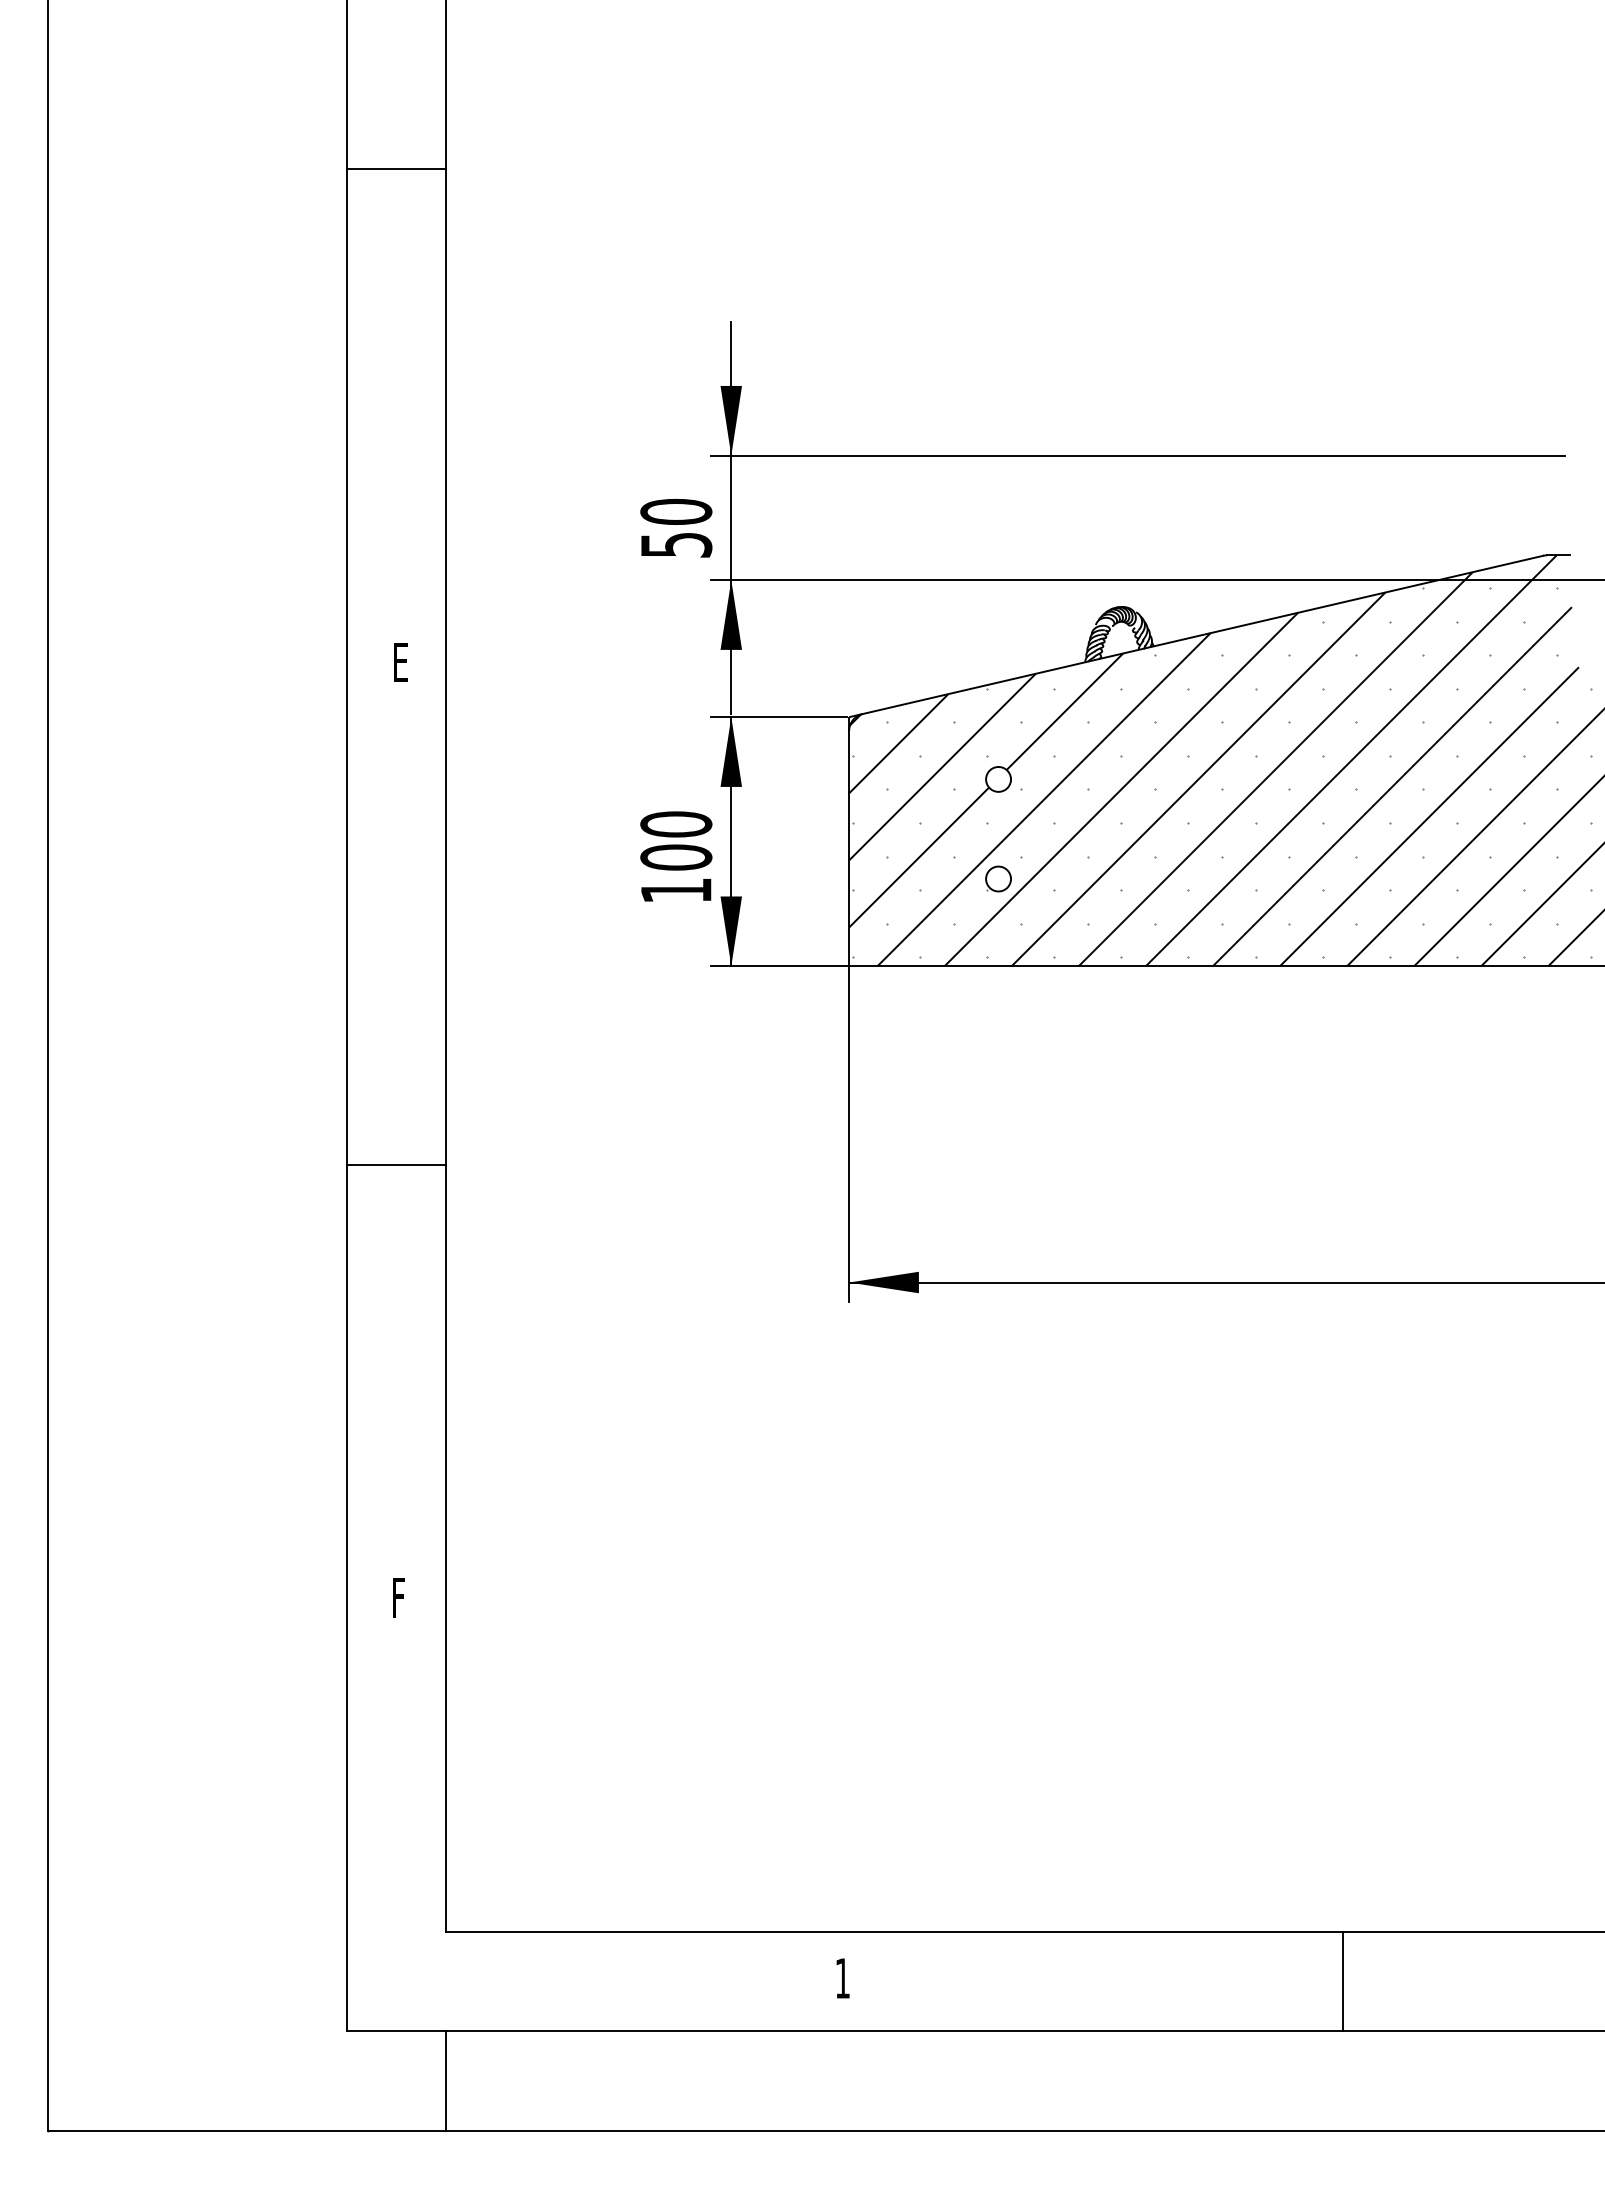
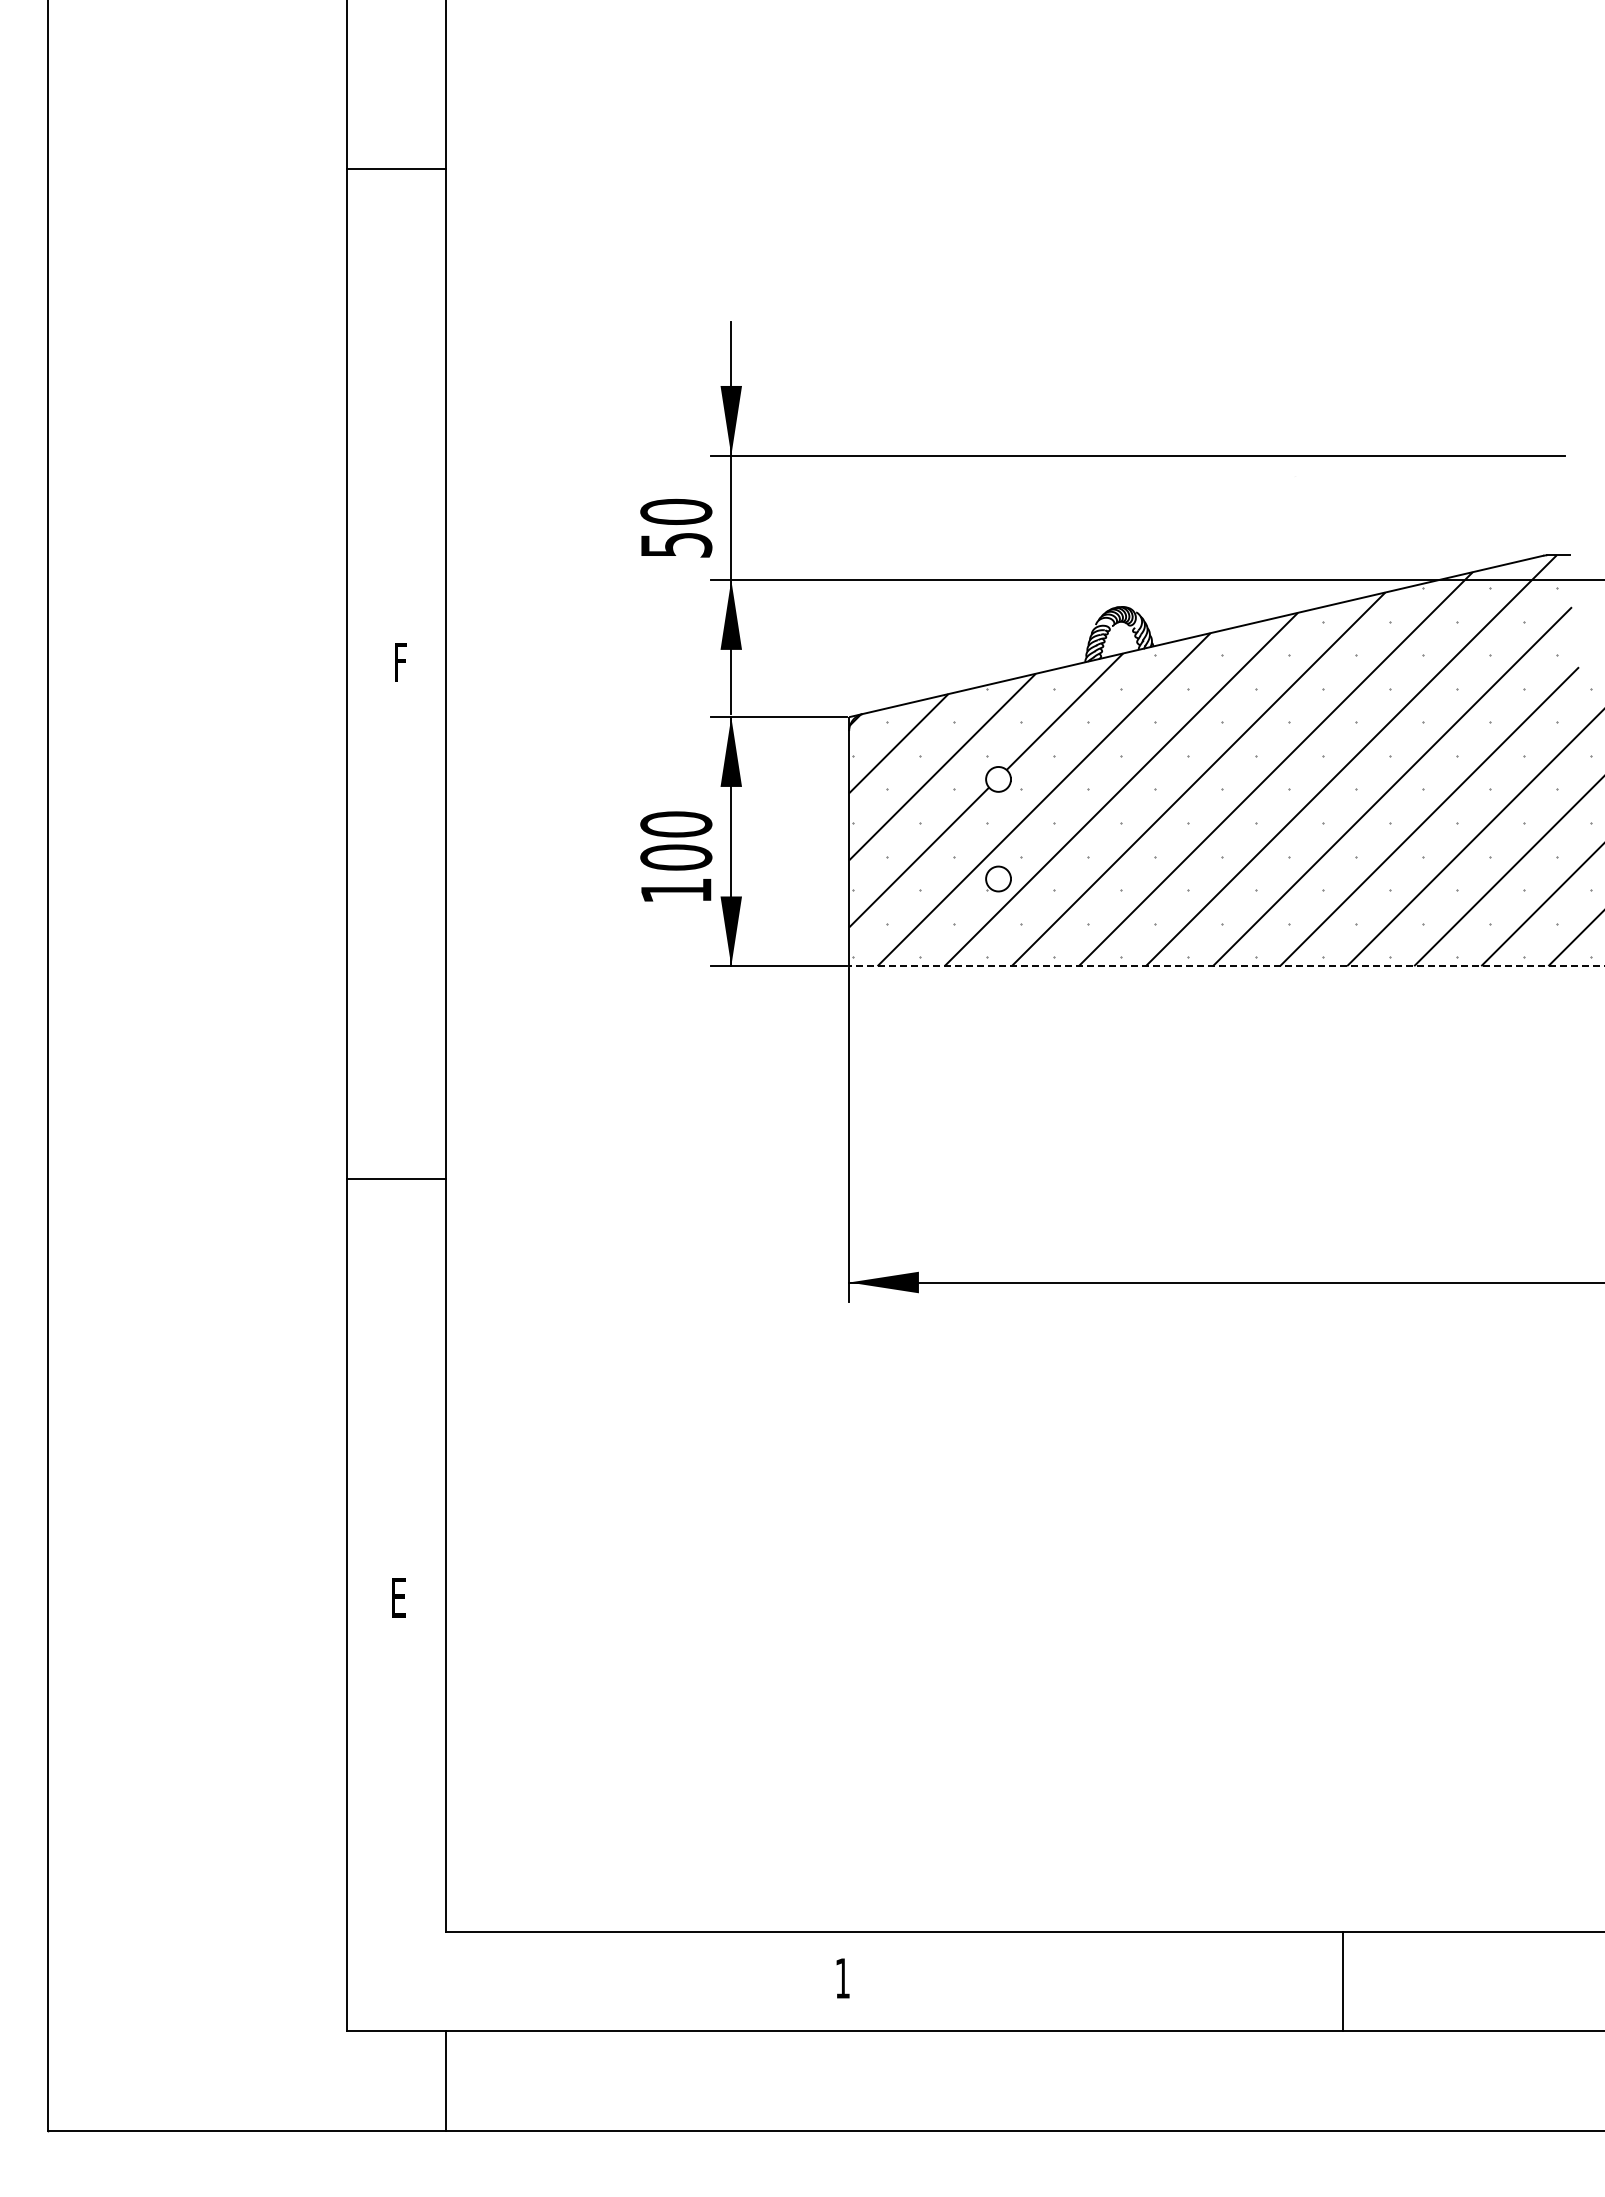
text: E -> F (400, 662)
line: solid -> dashed (1226, 966)
line position: (396, 1165) -> (396, 1179) (396, 1179)
text: F -> E (398, 1597)
